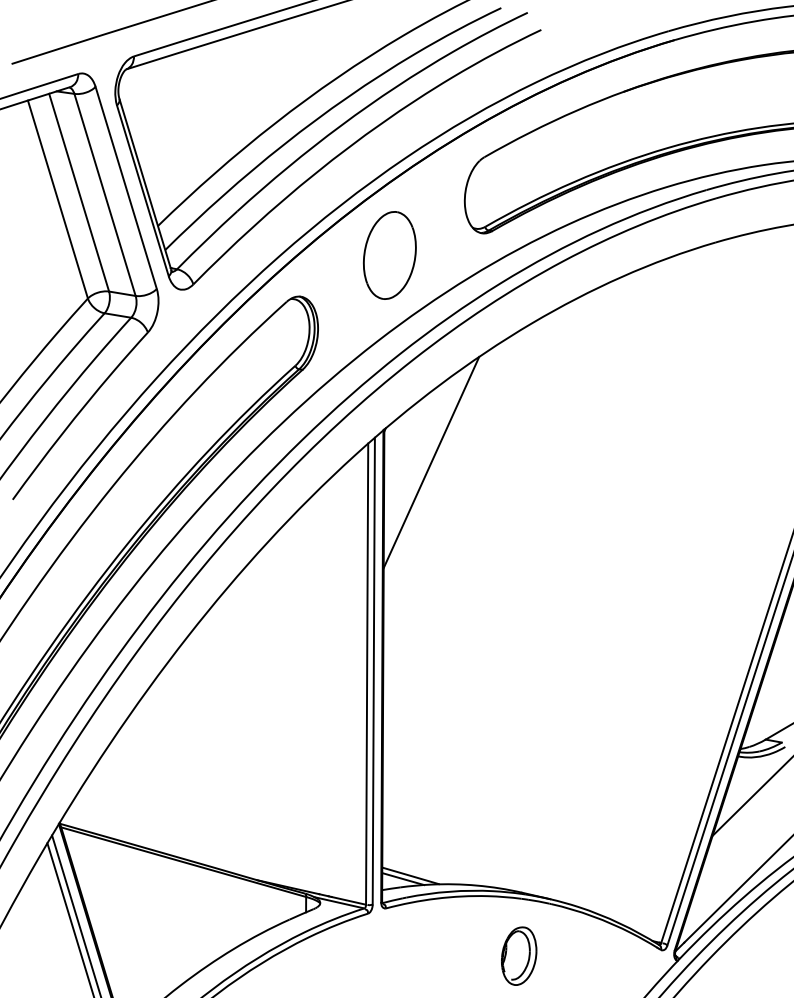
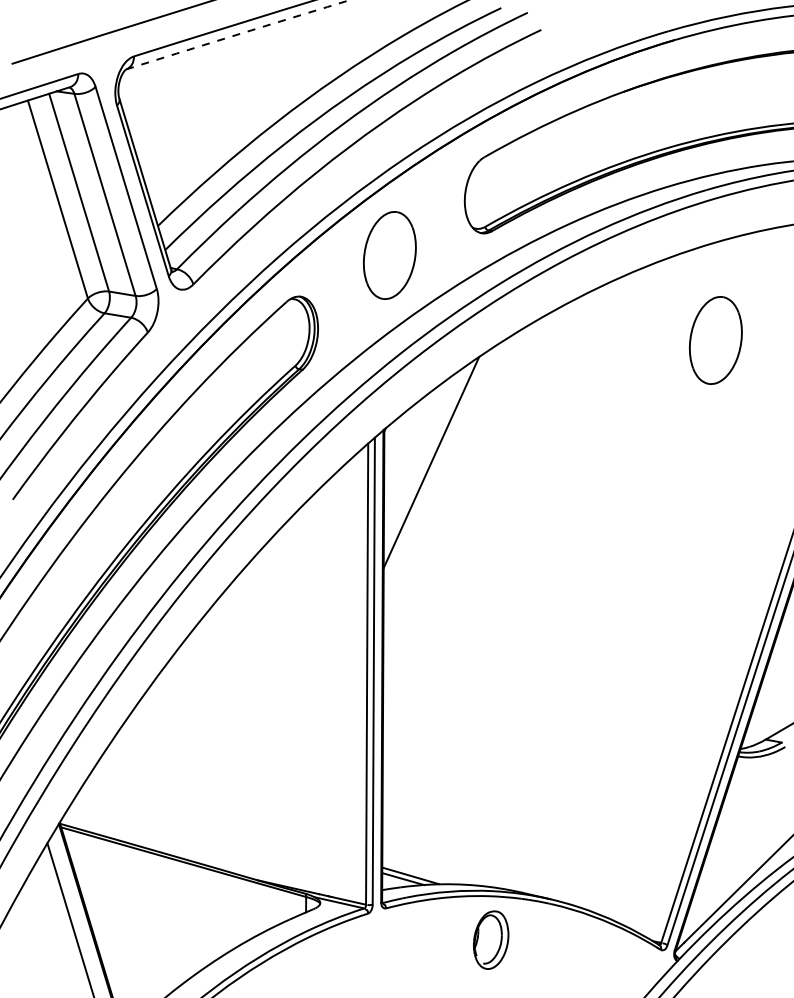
arc: solid -> dashed (238, 34)
part: none -> present (715, 340)
line: present -> none (751, 797)
line: present -> none (76, 914)
part position: (519, 955) -> (491, 939) (491, 939)
